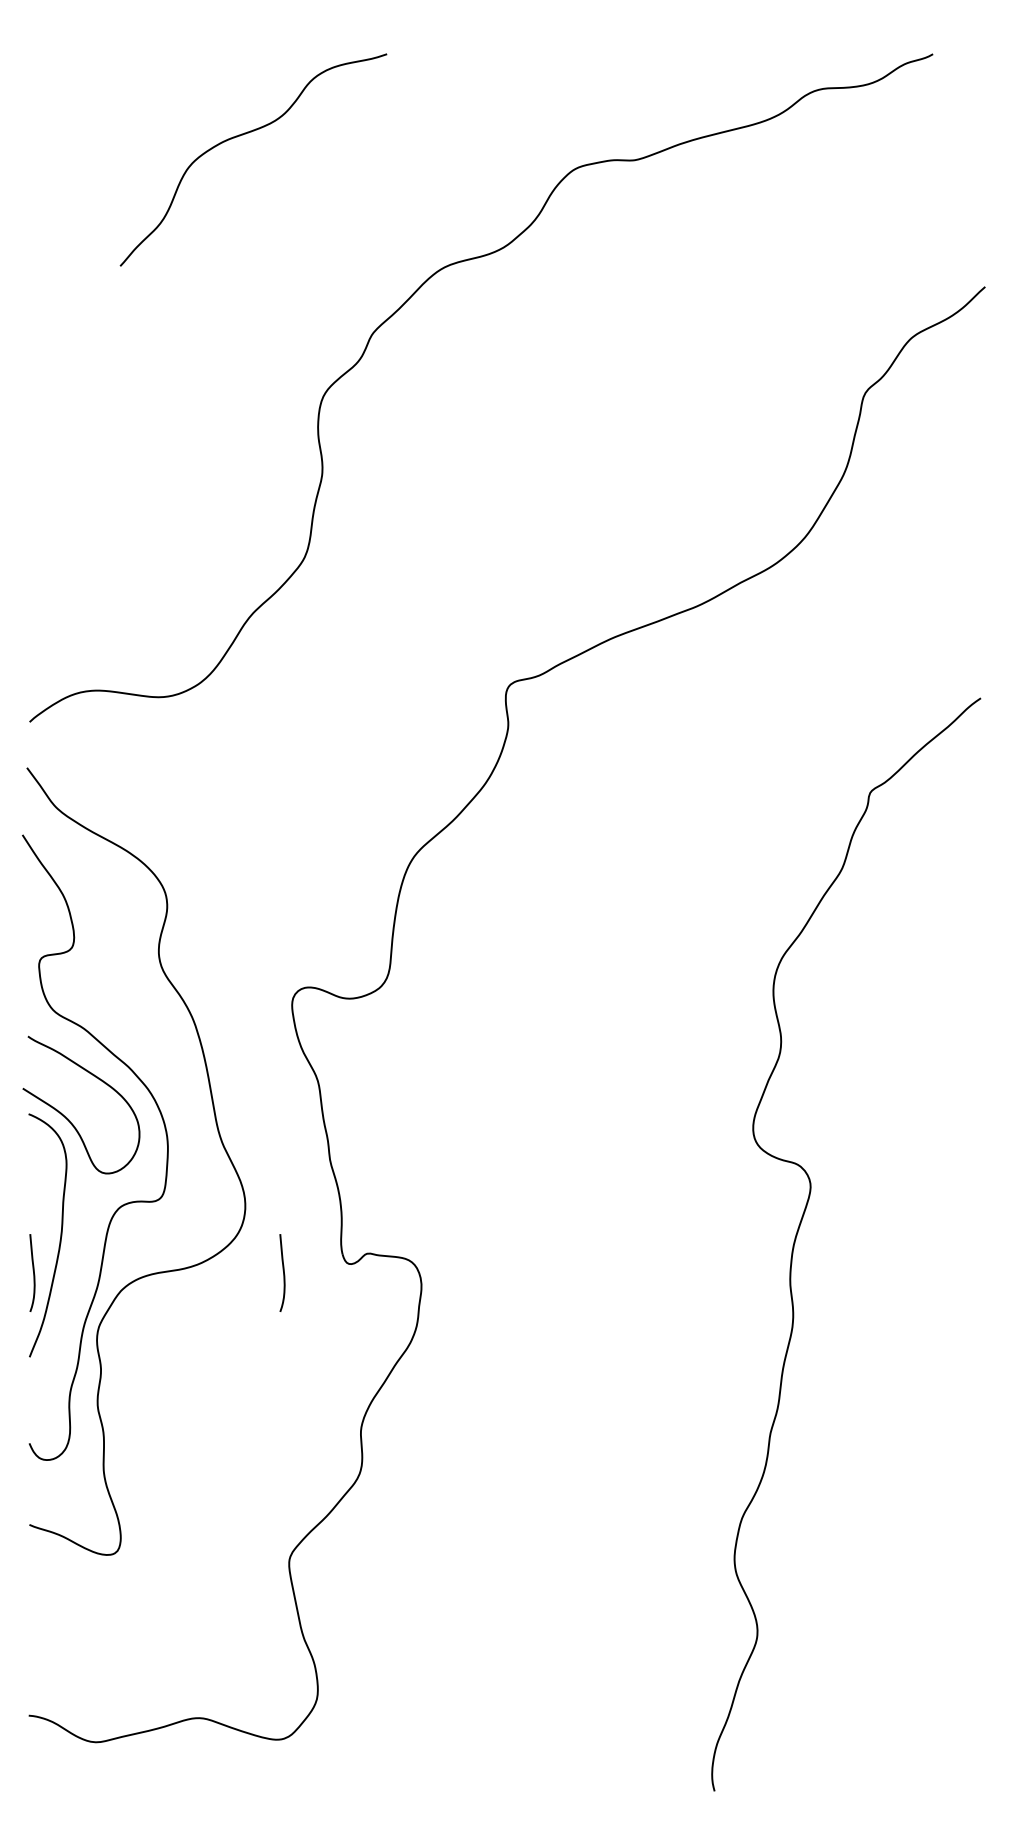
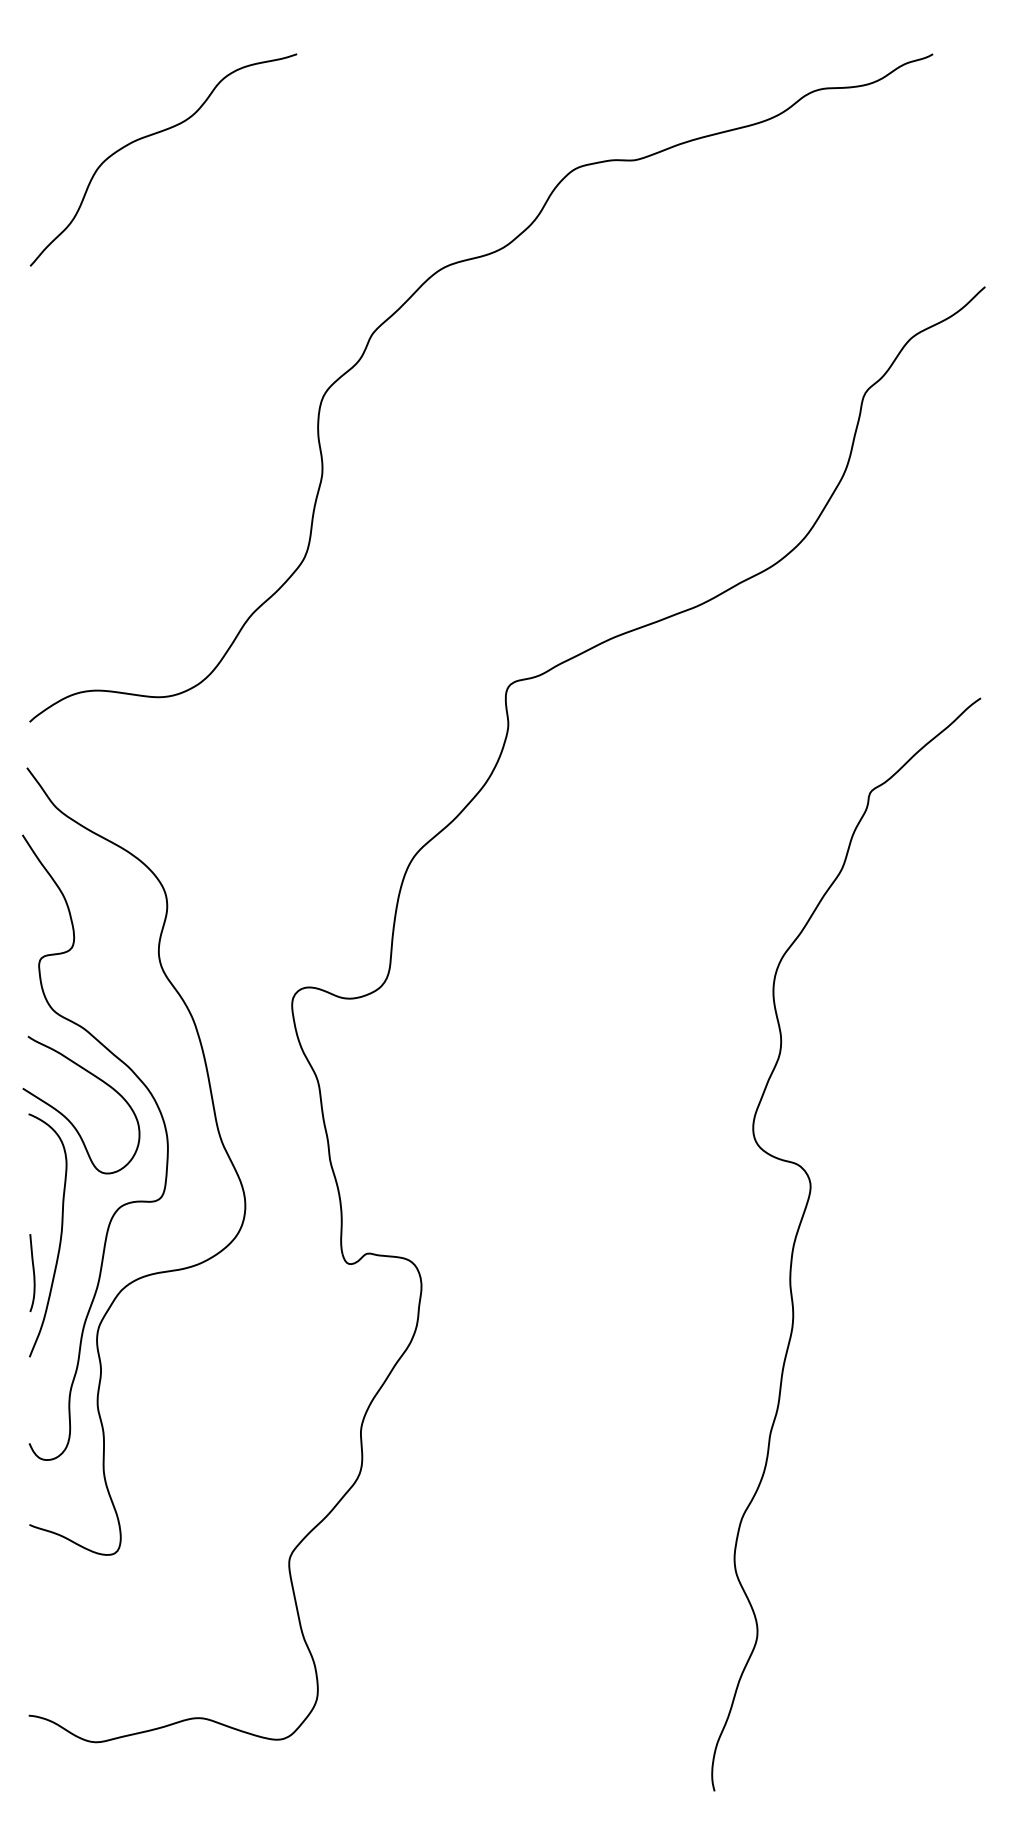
curve position: (243, 135) -> (153, 135) (153, 135)
curve: present -> none (283, 1272)
